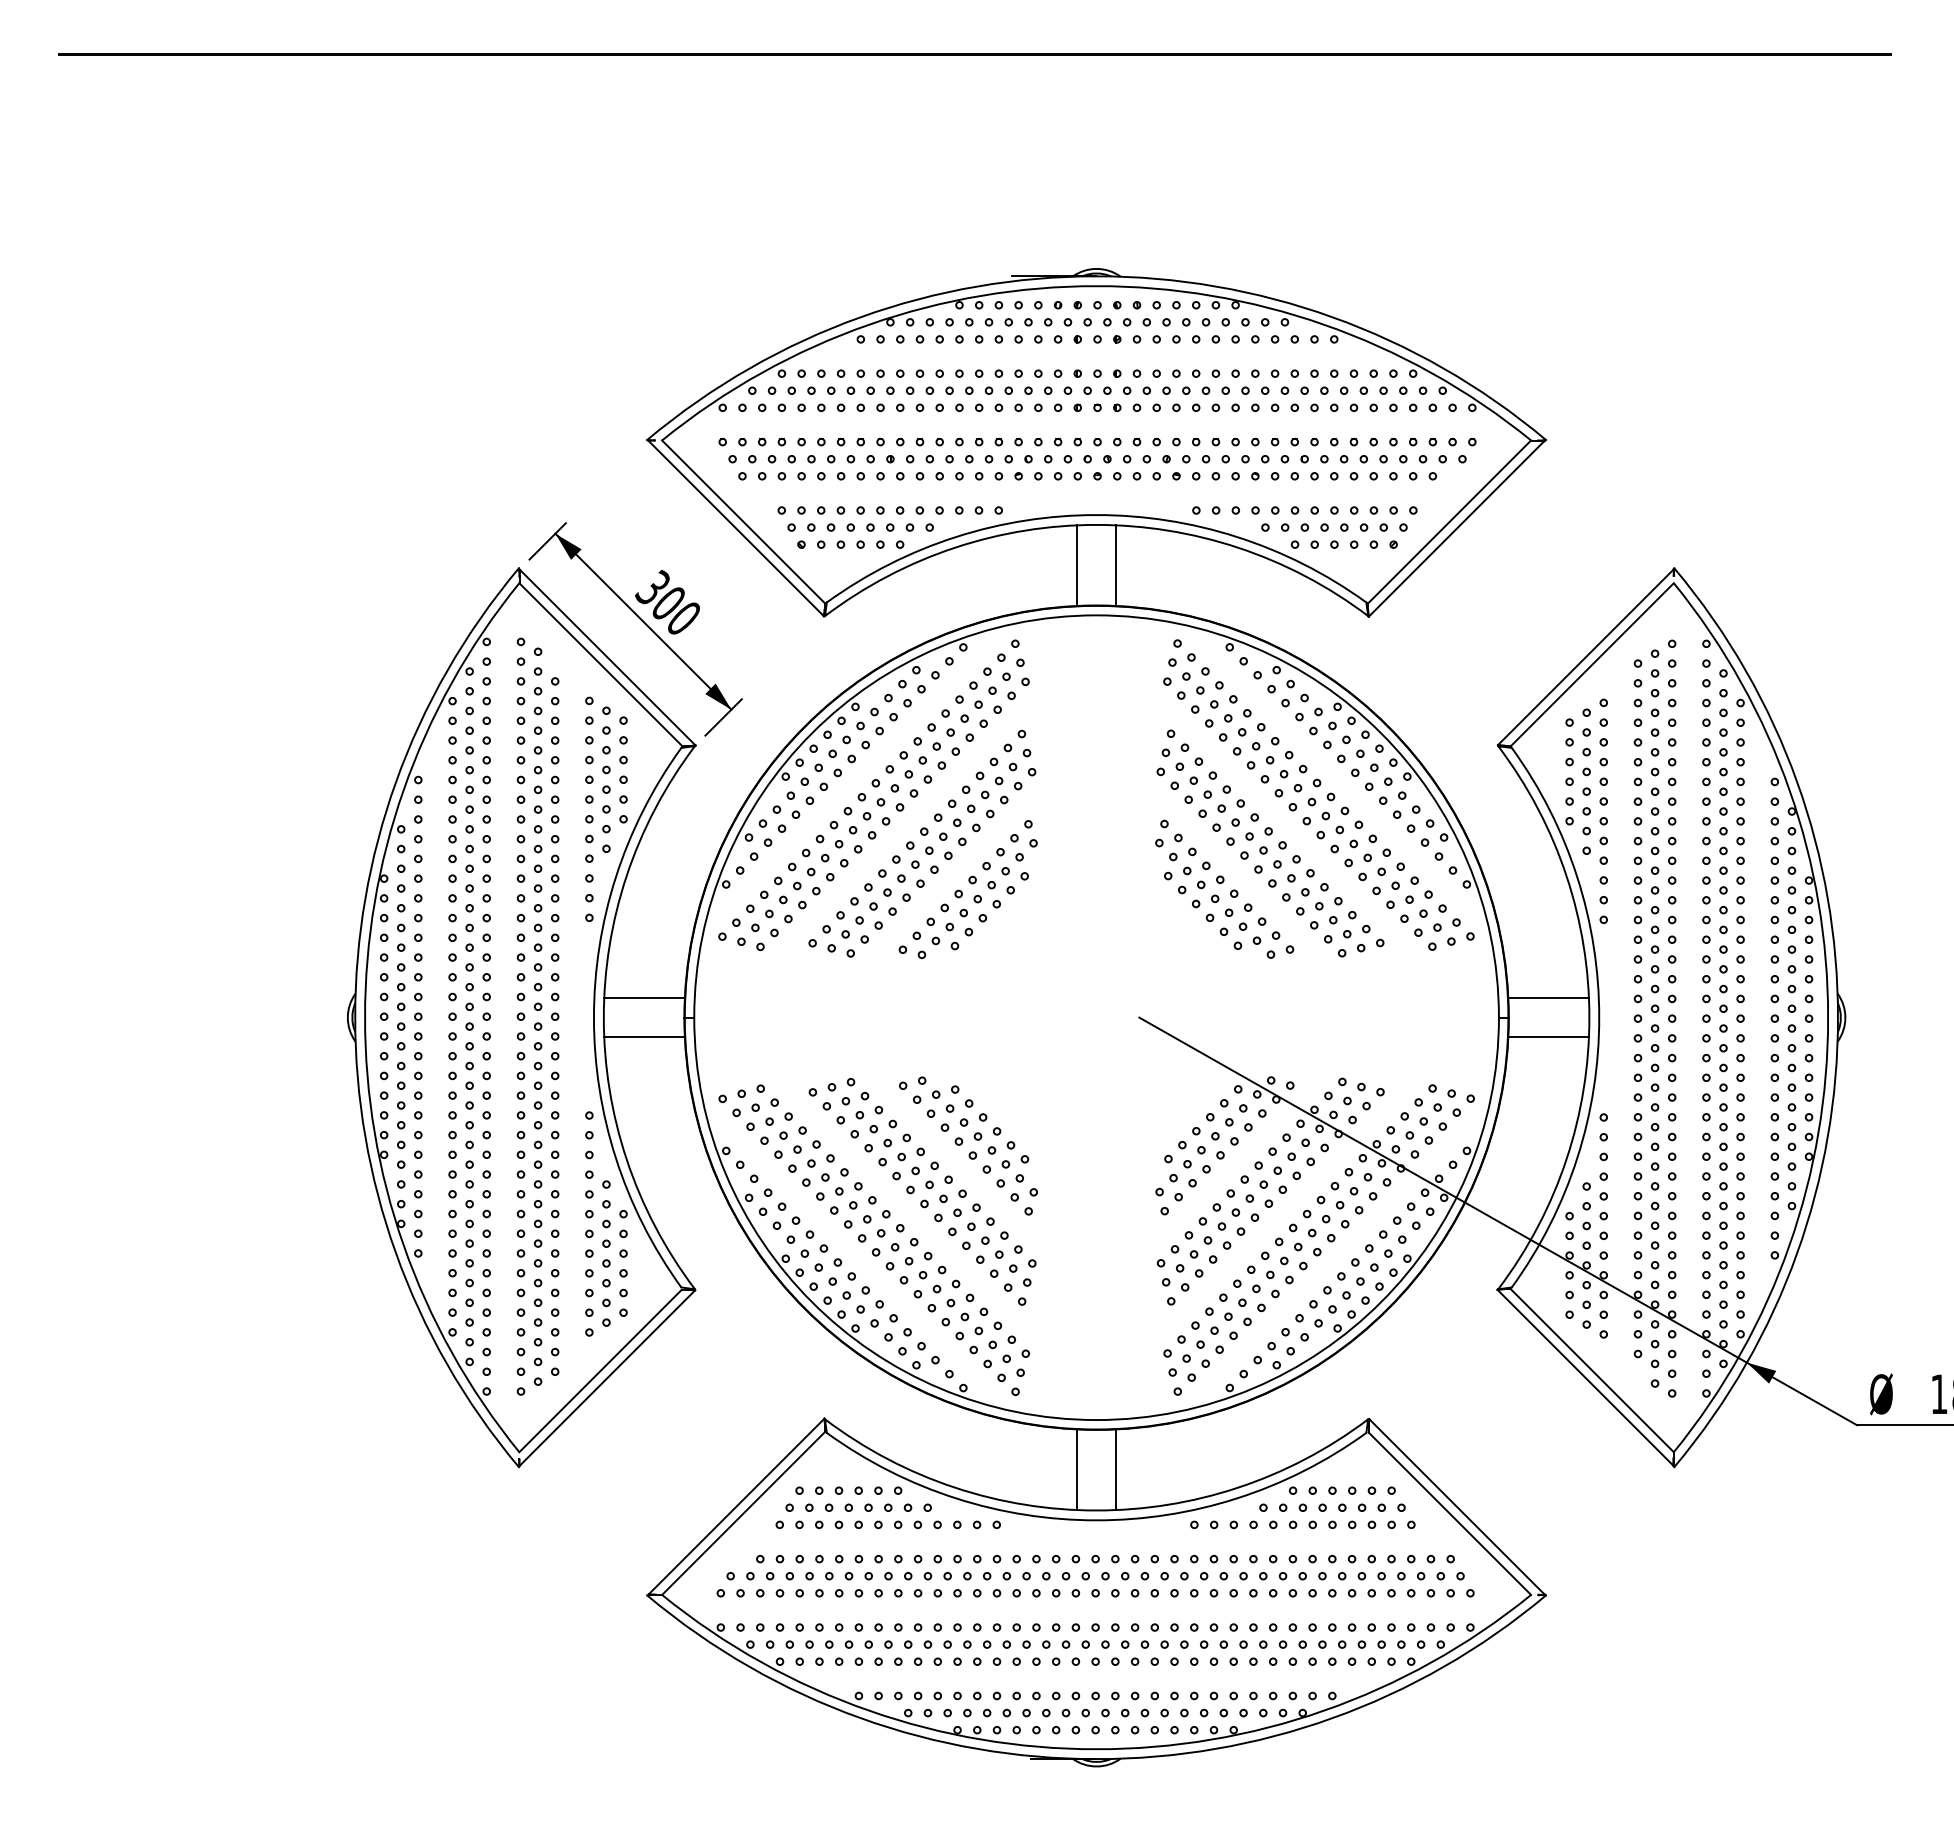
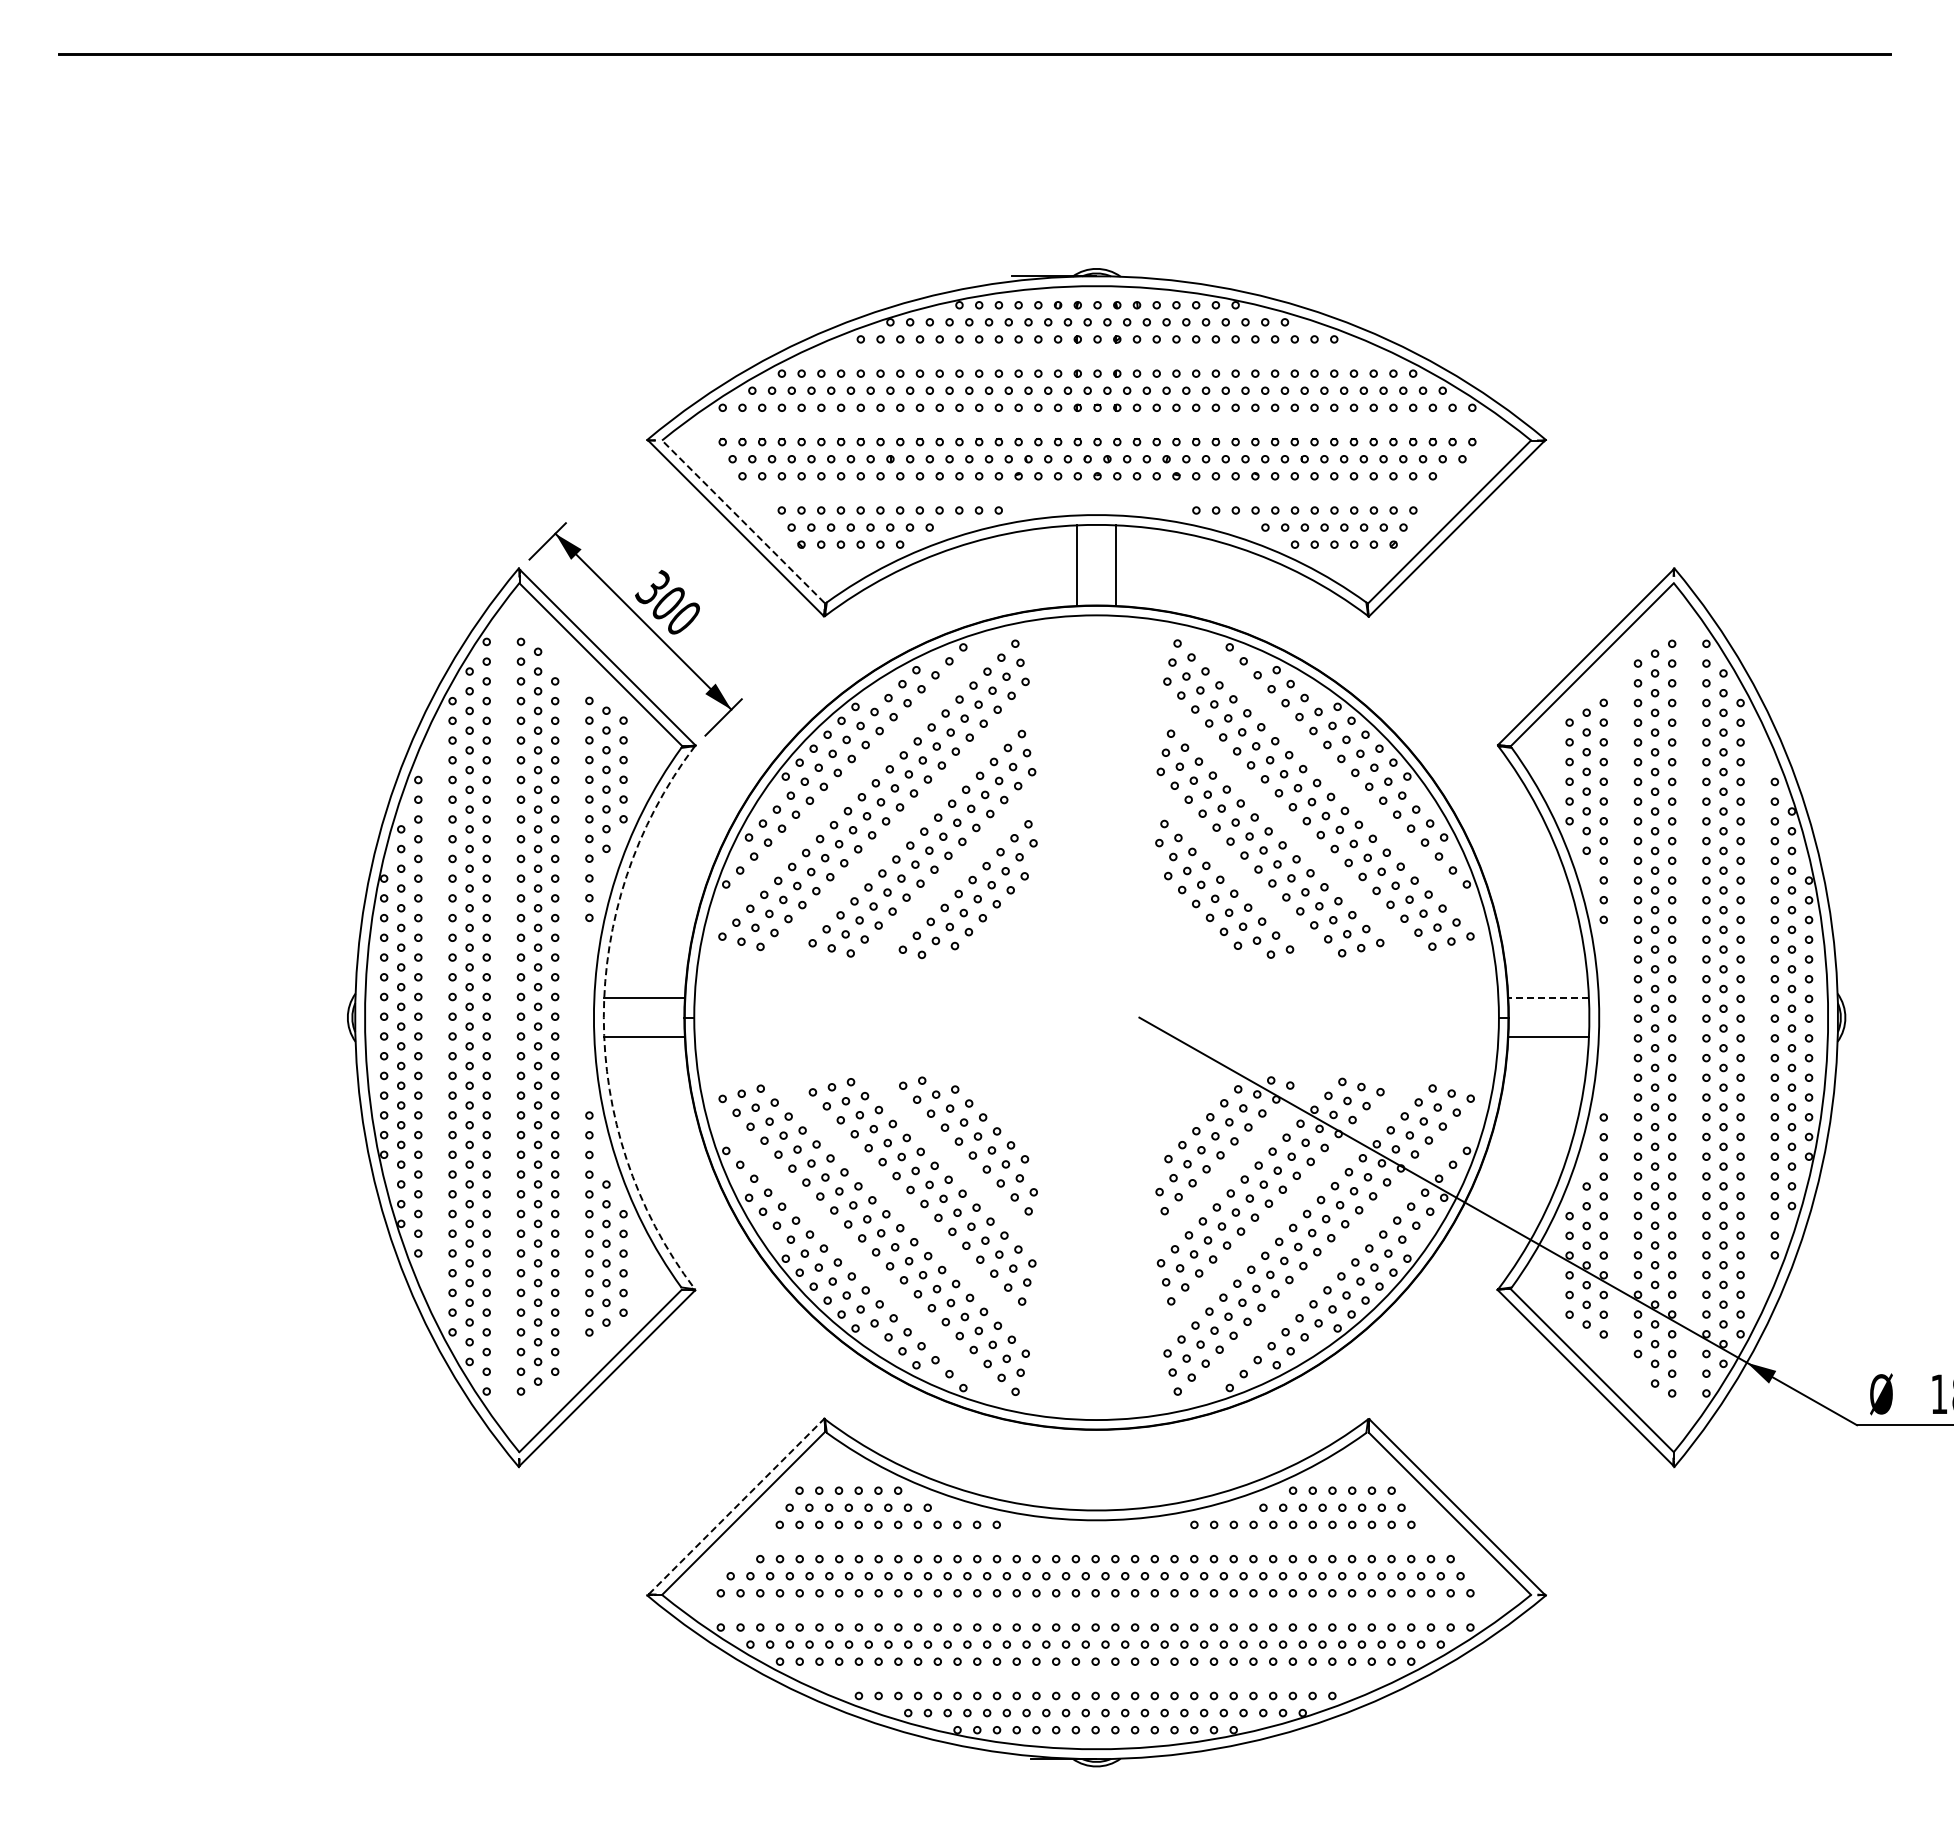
line: solid -> dashed (743, 521)
line: solid -> dashed (1548, 997)
arc: solid -> dashed (603, 1017)
line: present -> none (1076, 1469)
line: present -> none (1116, 1469)
line: solid -> dashed (736, 1506)
